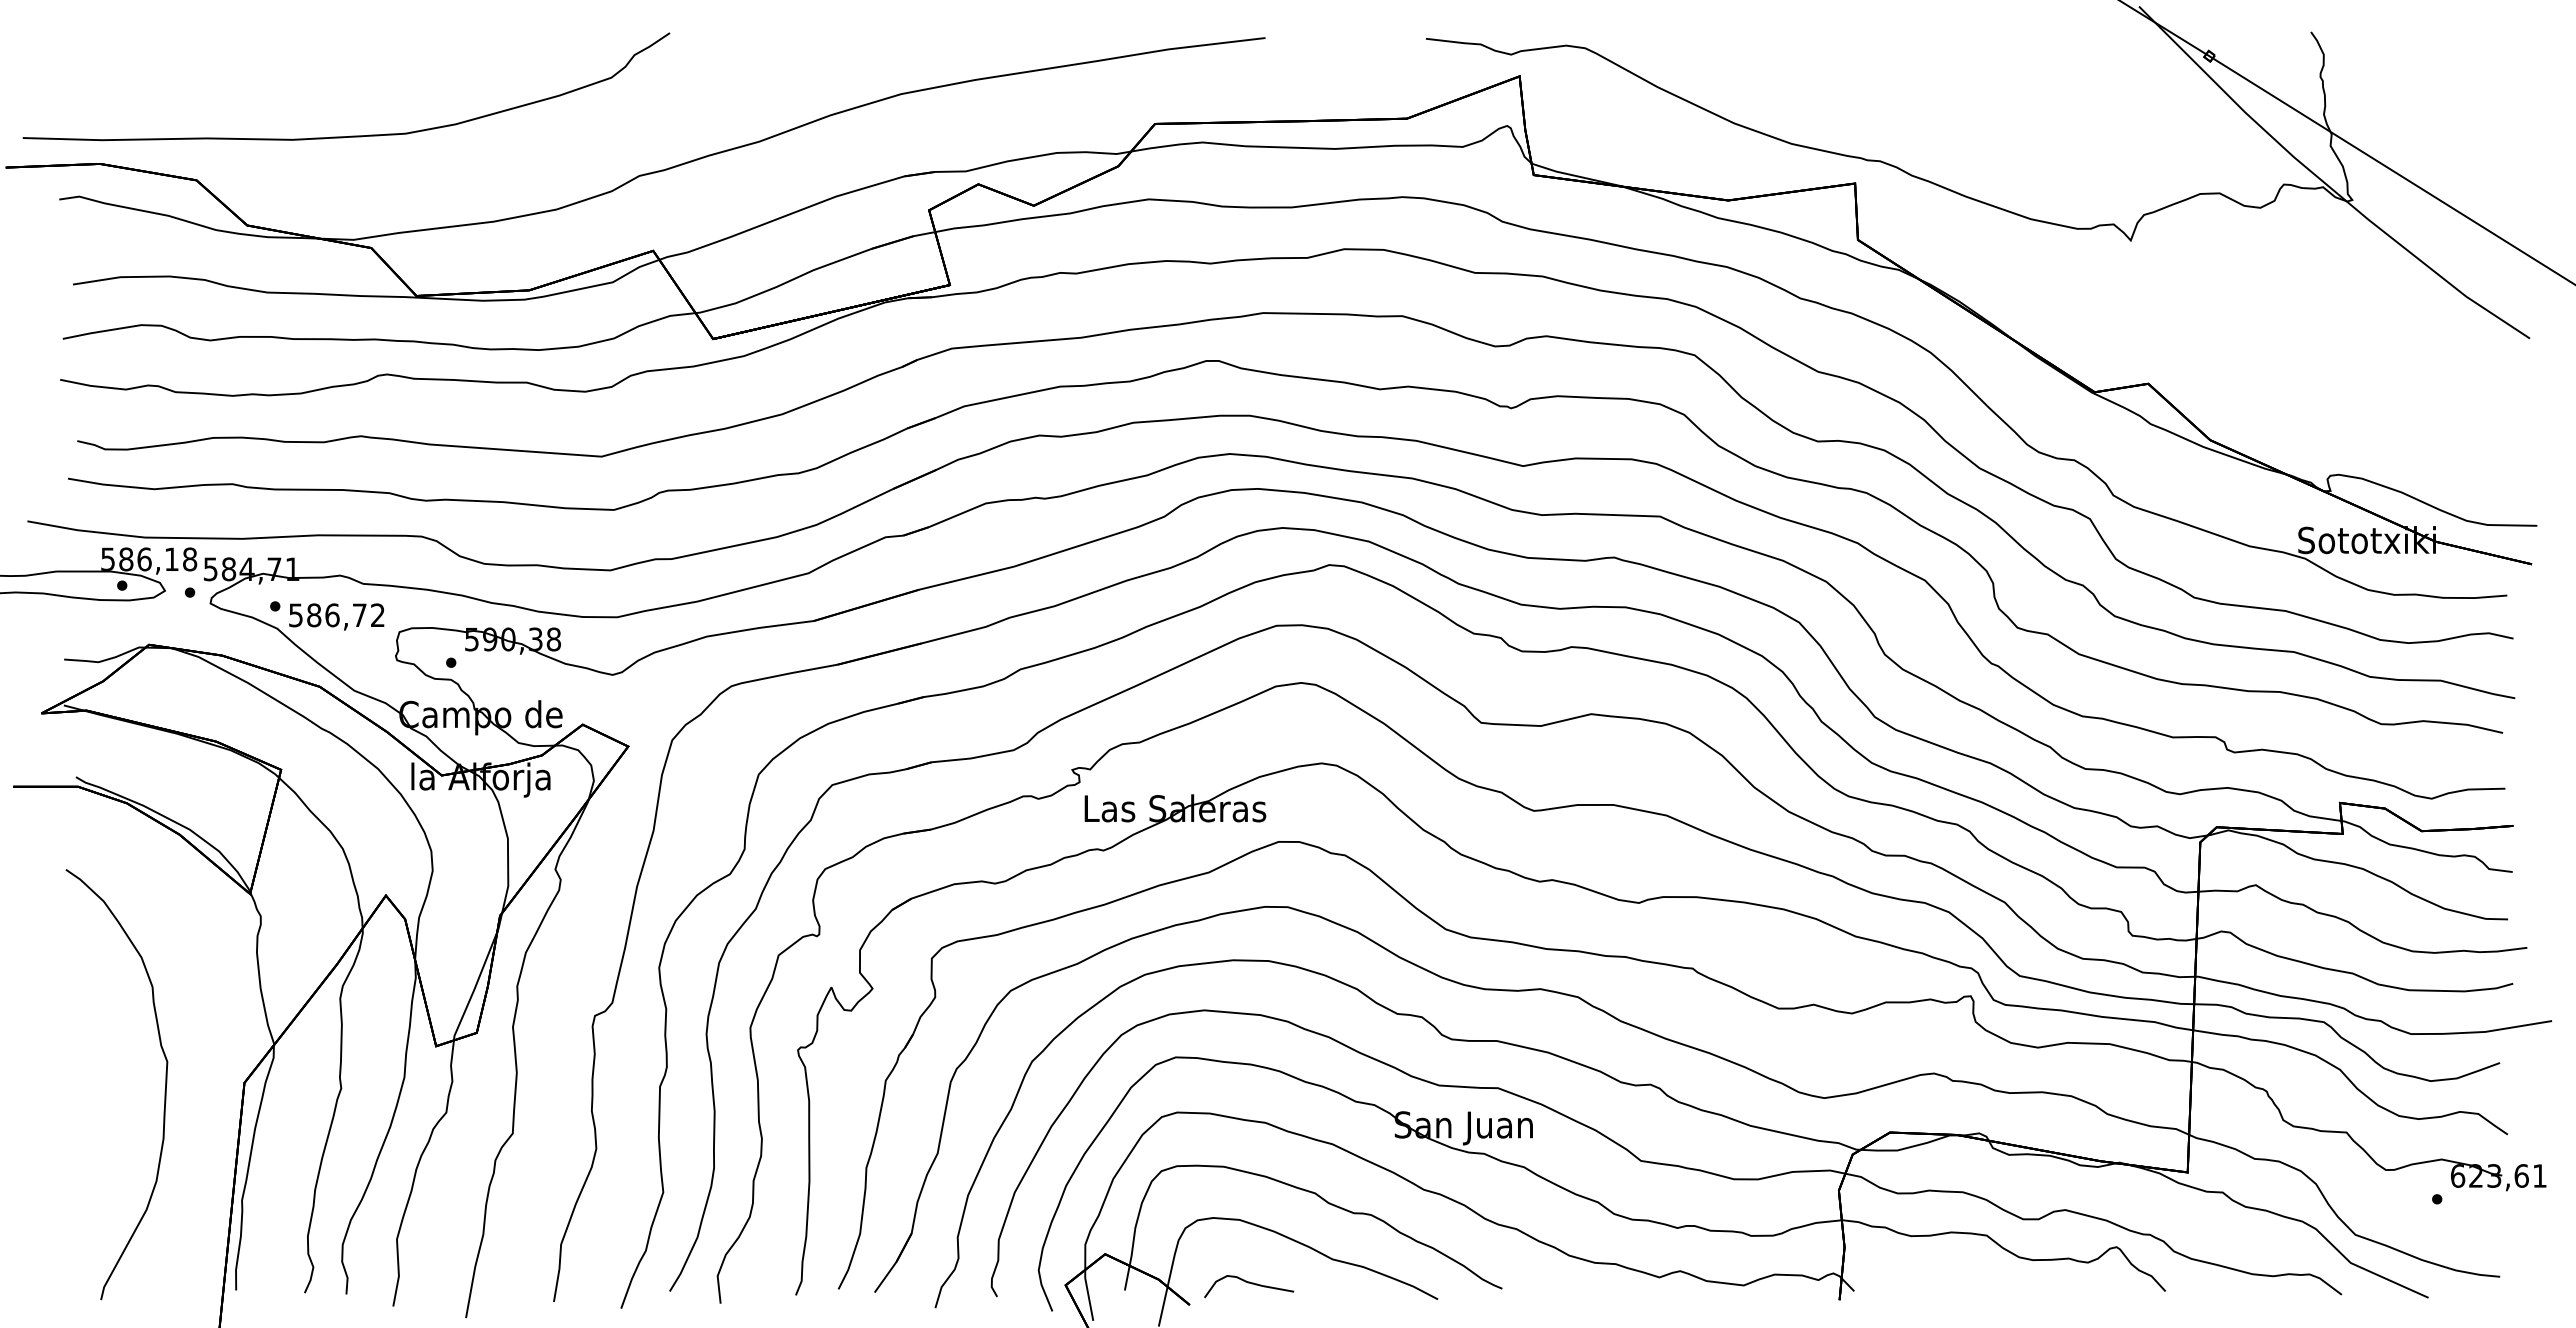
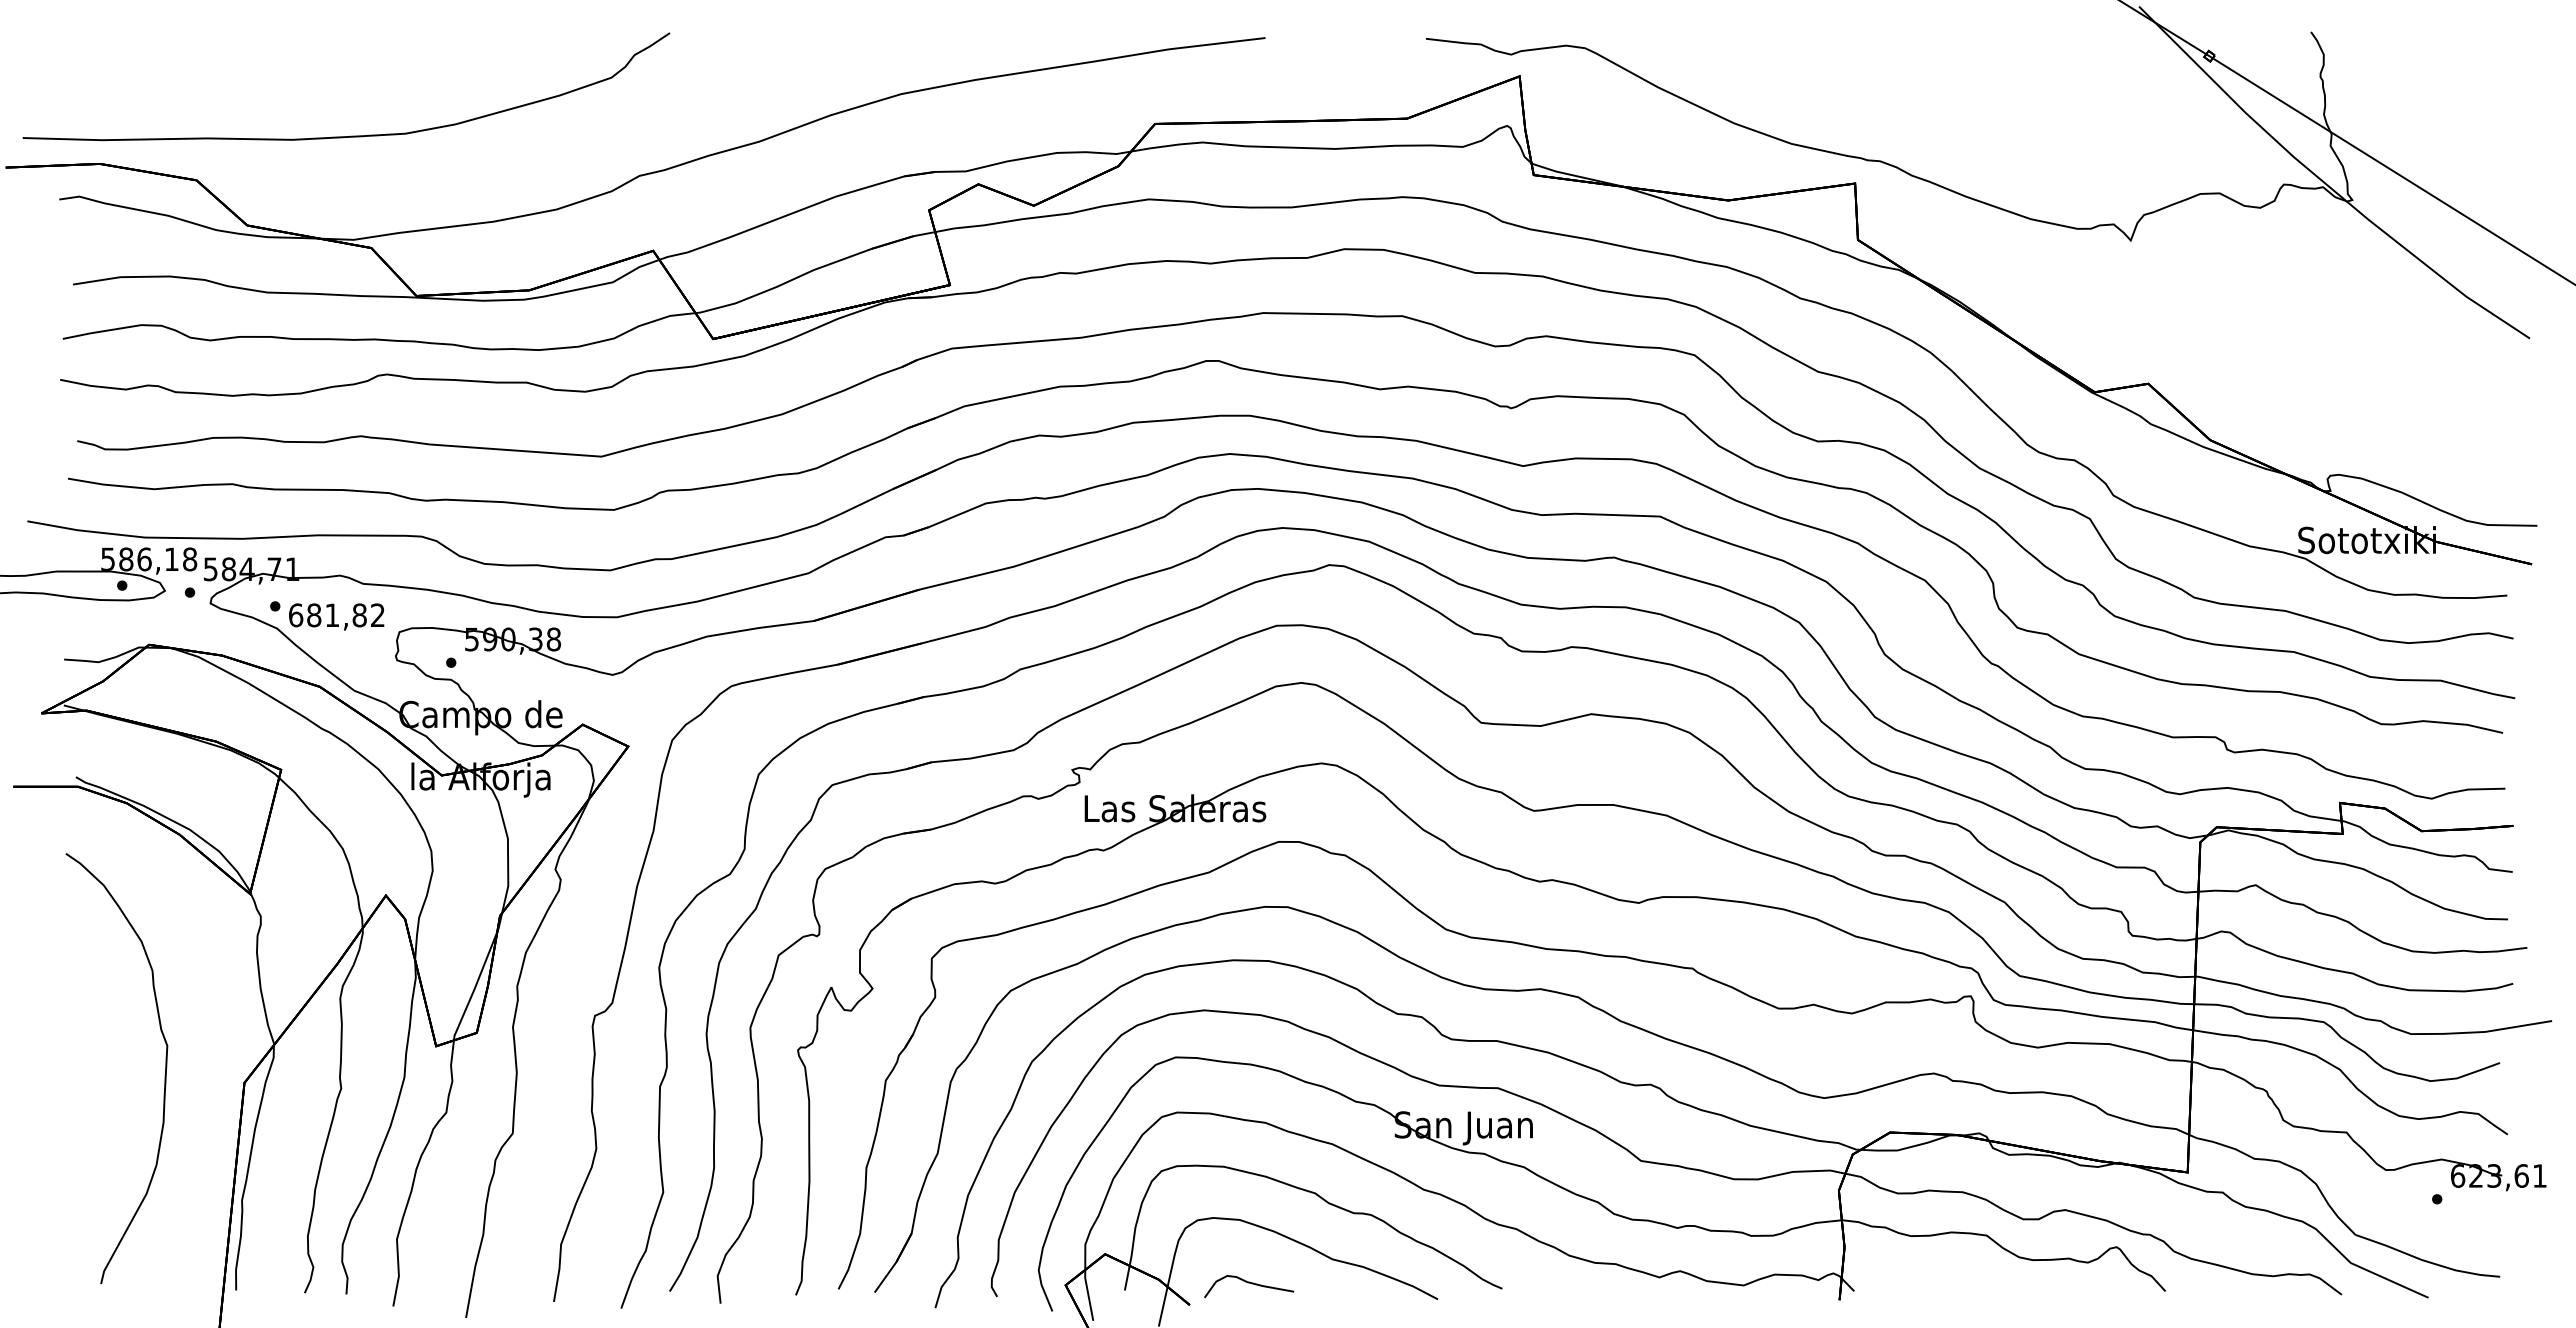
text: 586,72 -> 681,82 (327, 615)
curve position: (164, 1090) -> (164, 1074) (164, 1074)
